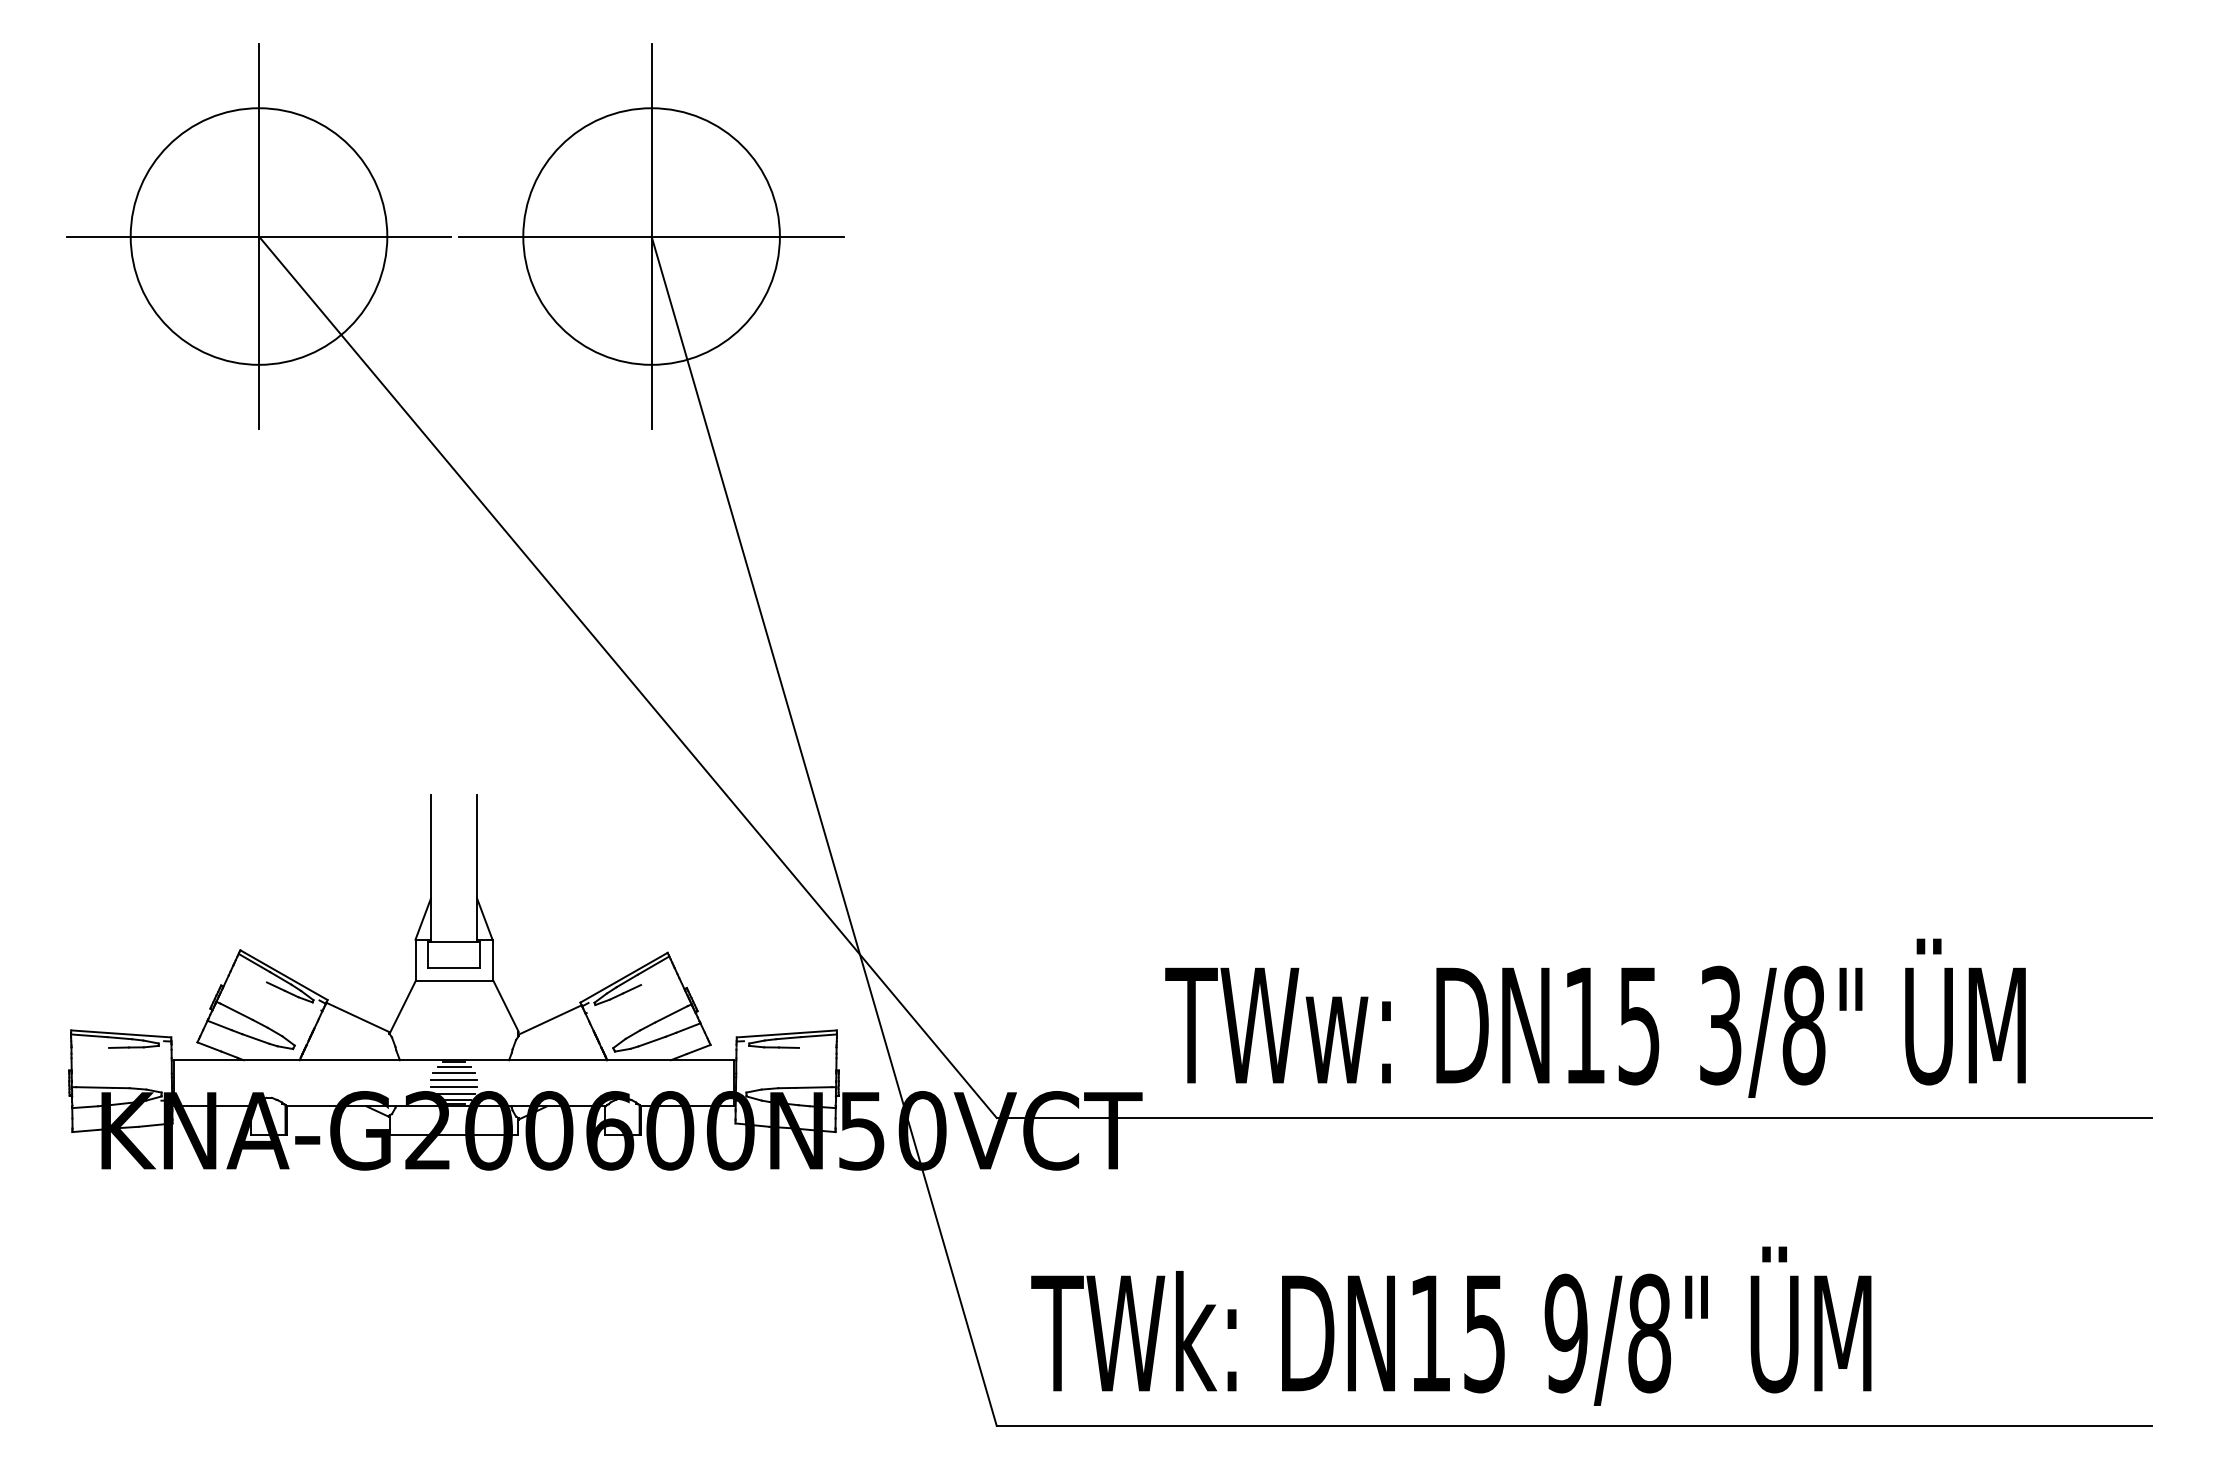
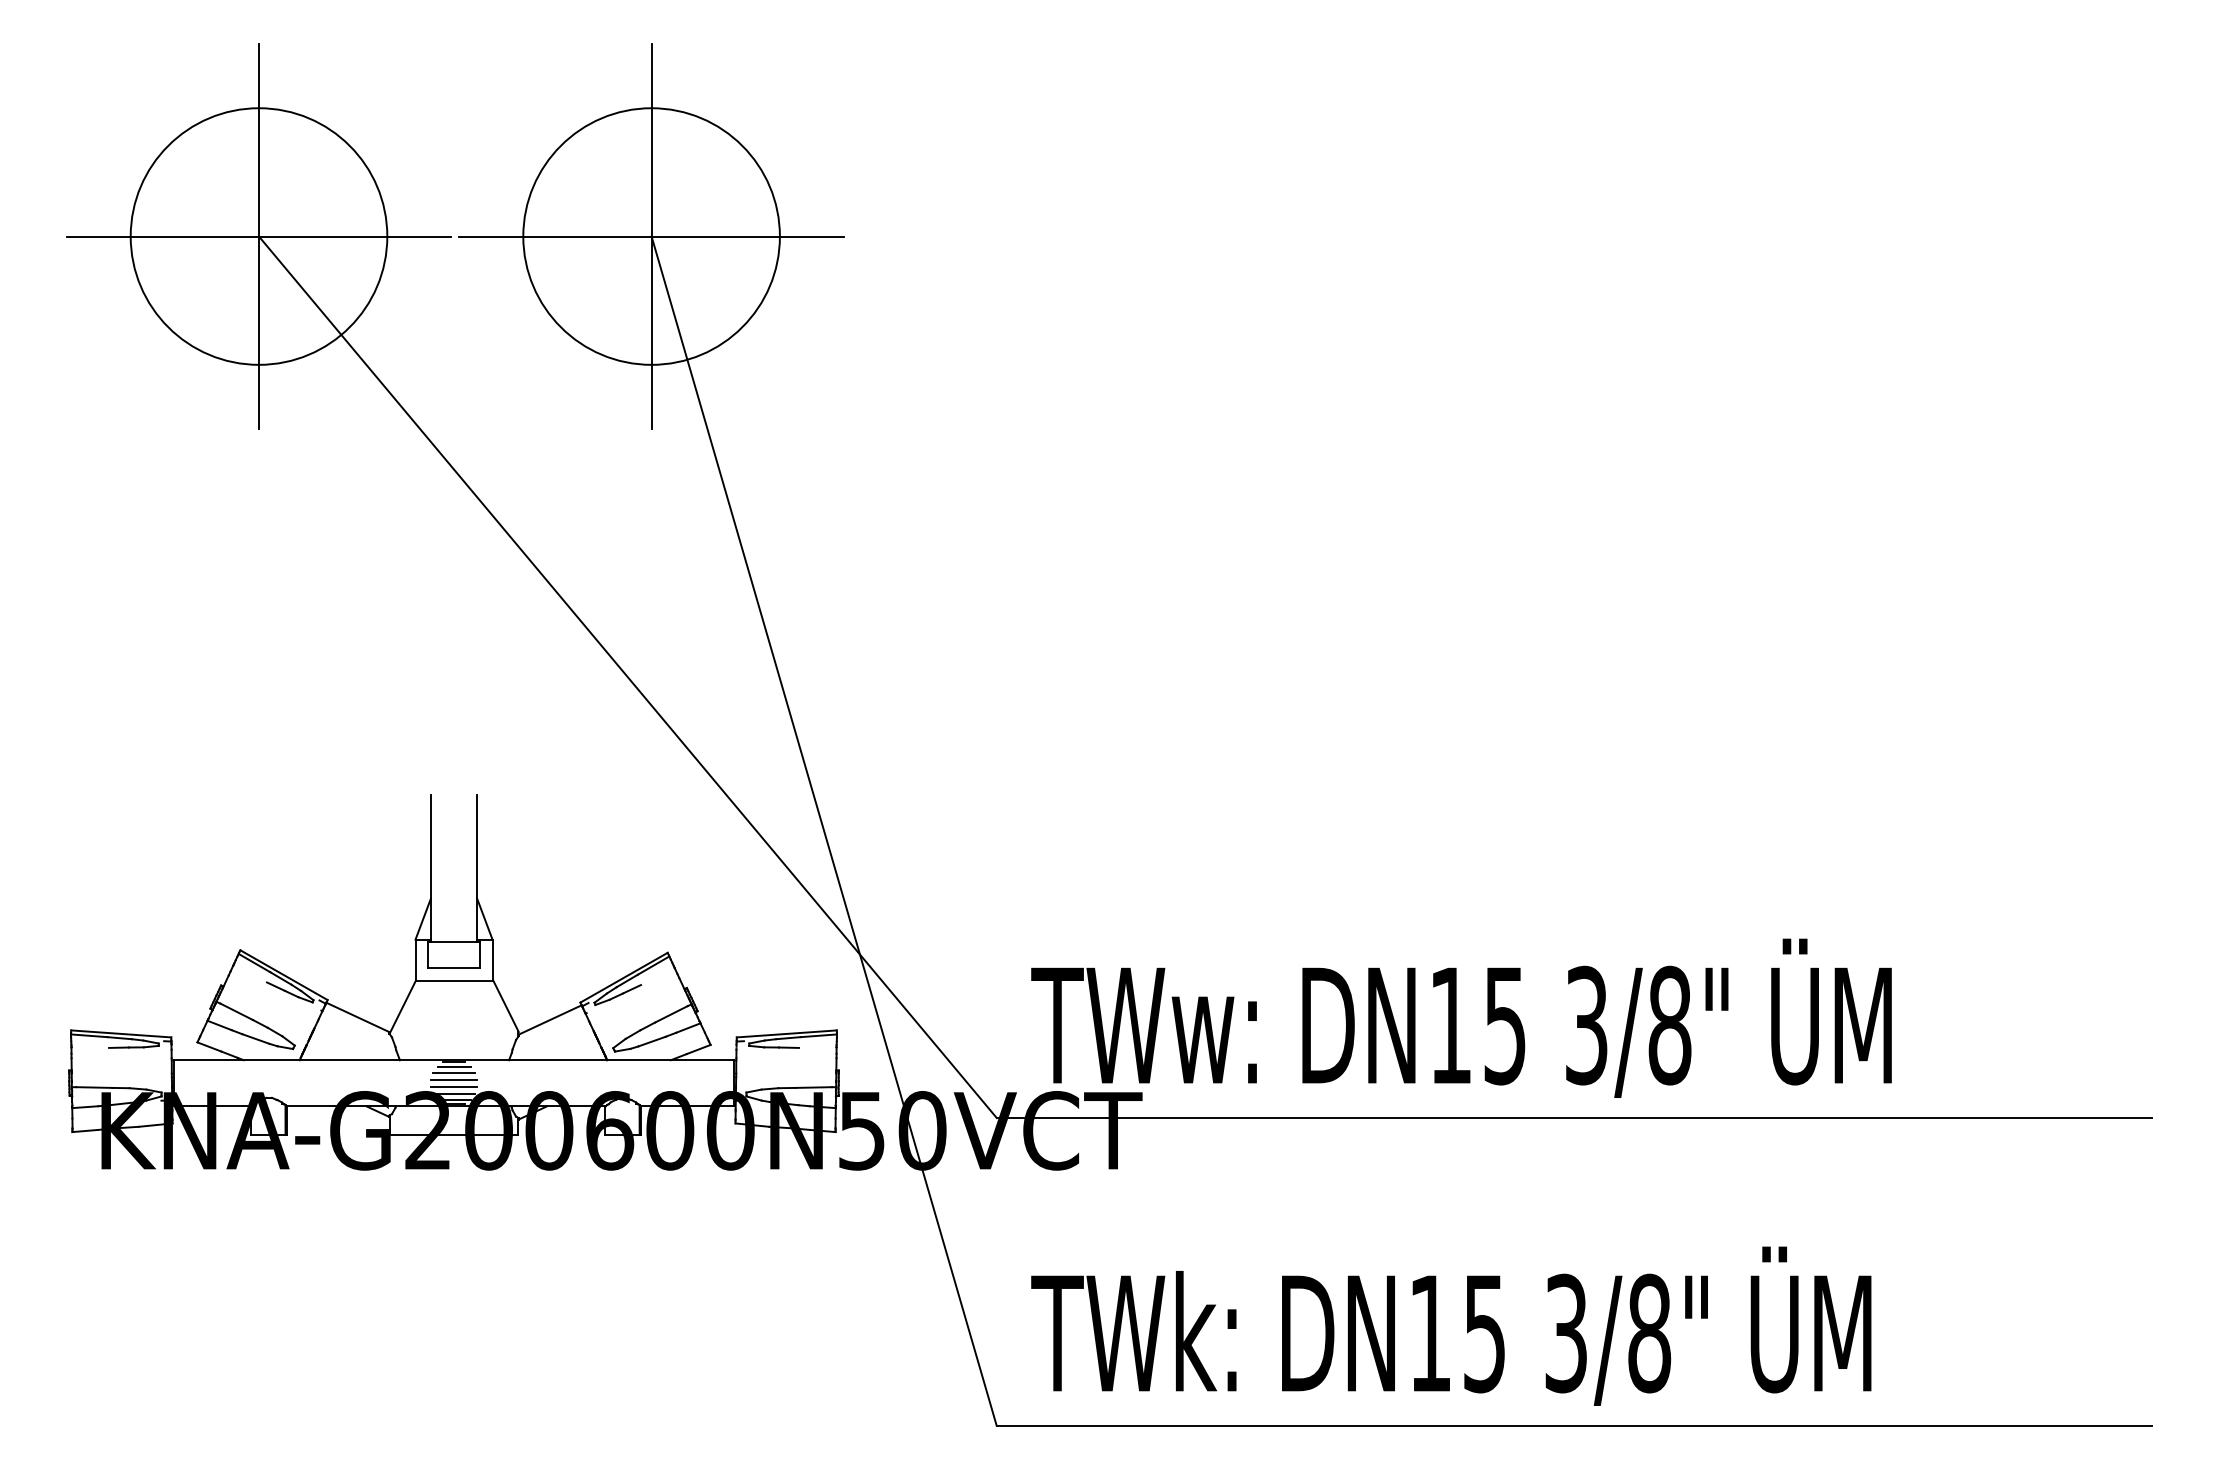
text position: (1595, 1017) -> (1461, 1017) (1461, 1017)
text: 9/8" -> 3/8" (1565, 1333)
